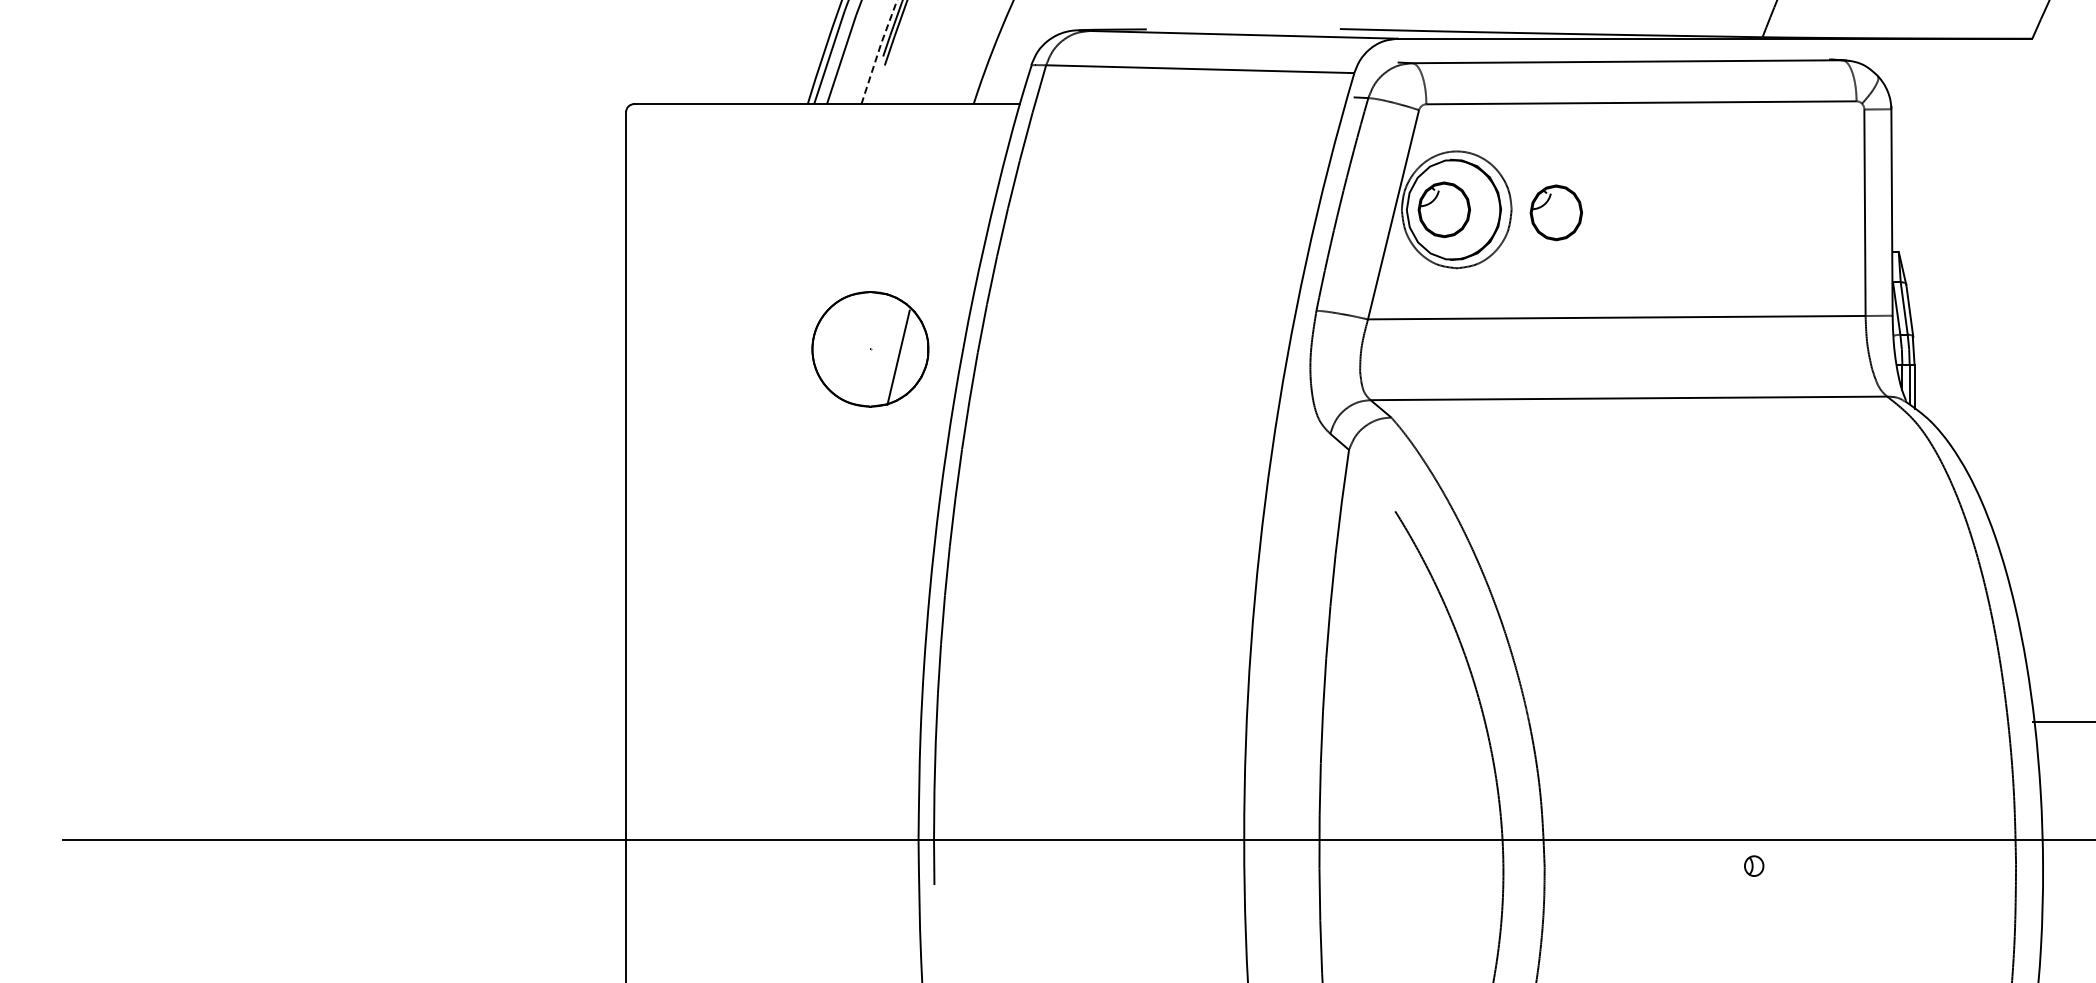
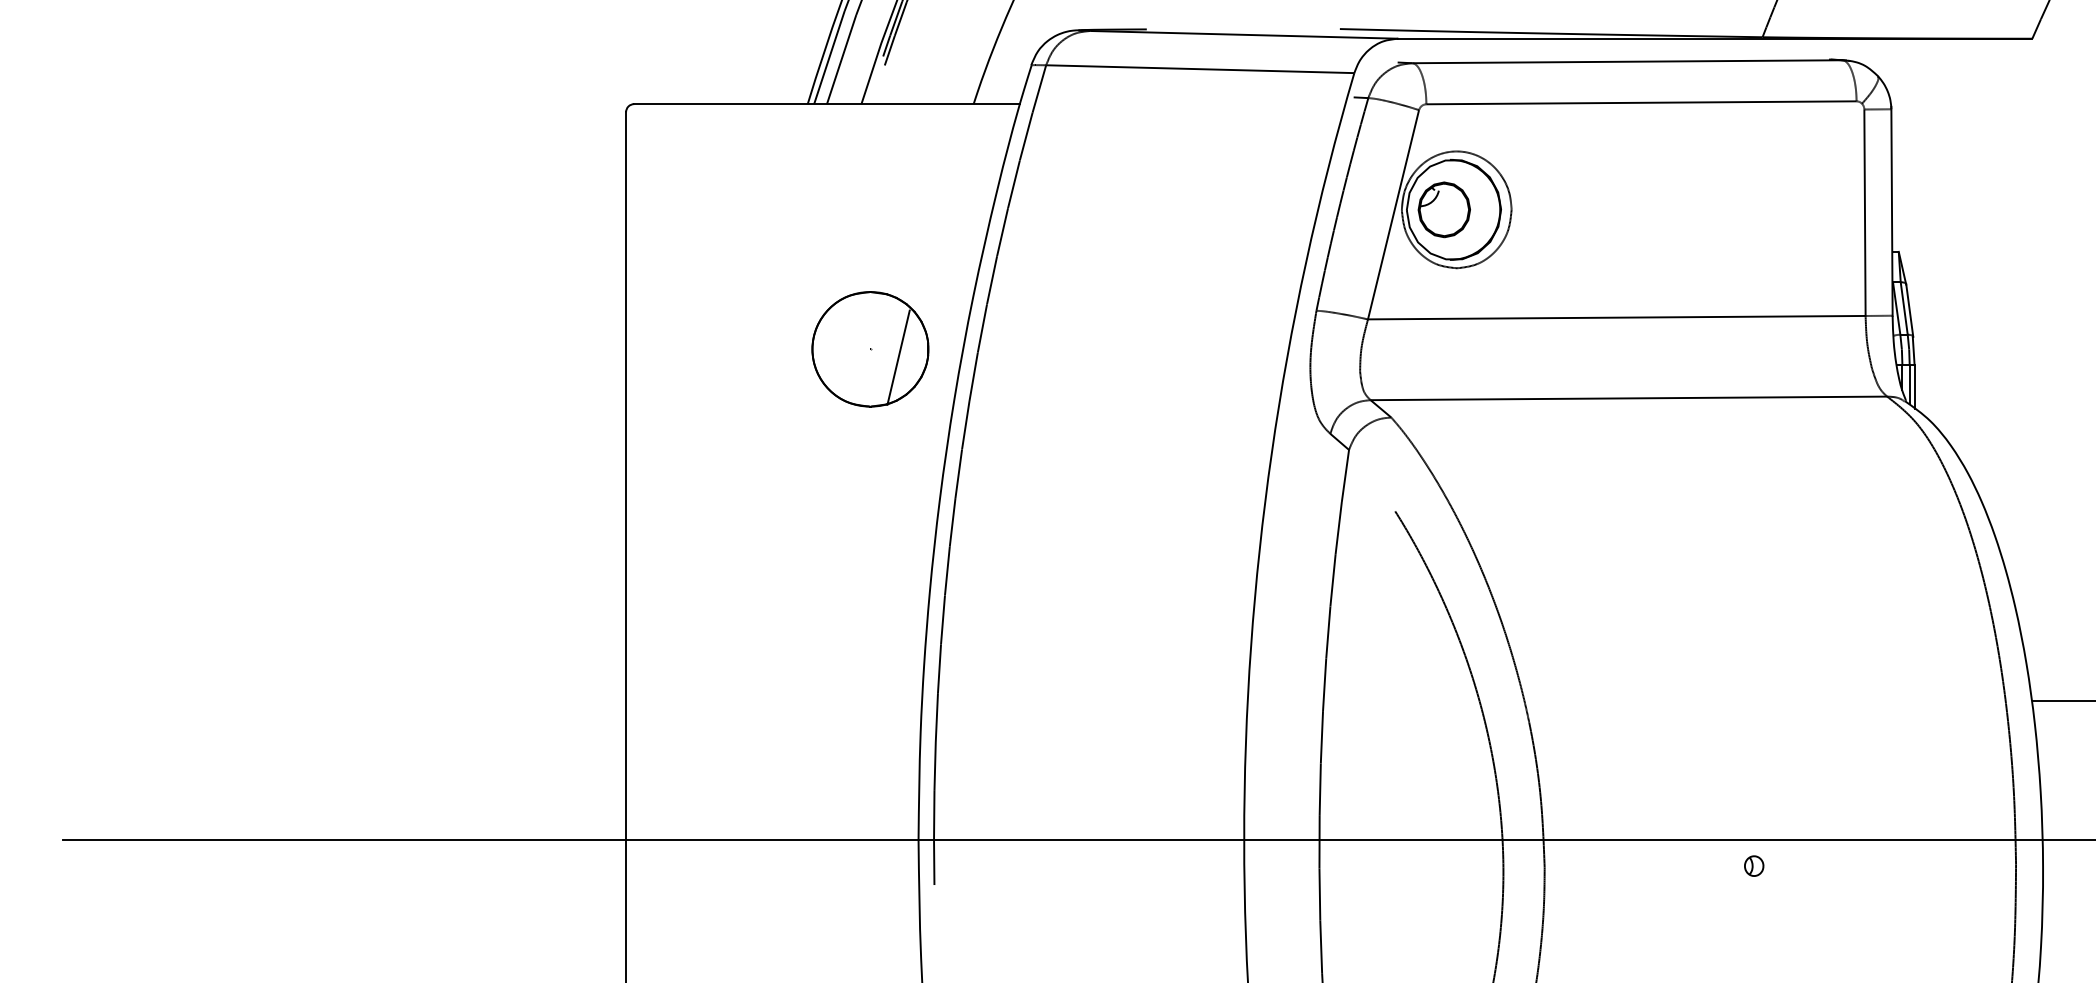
line: dashed -> solid (878, 50)
part: present -> none (1555, 212)
line position: (2061, 721) -> (2061, 700) (2061, 700)
